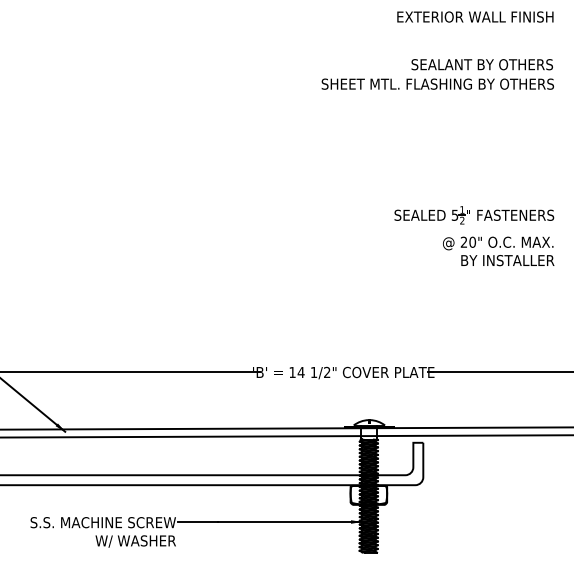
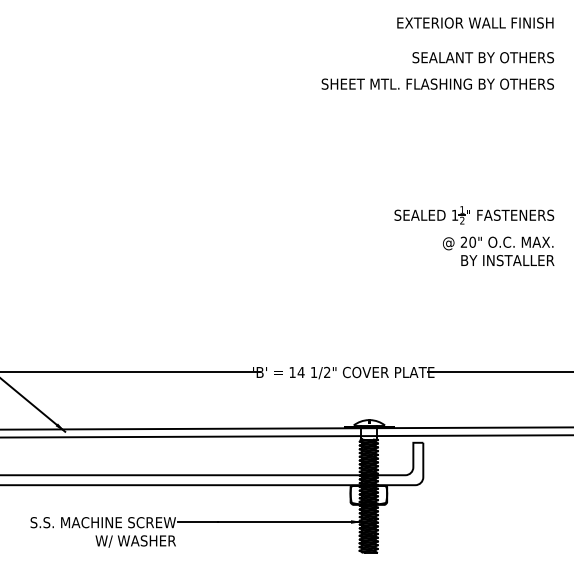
text position: (475, 16) -> (475, 22) (475, 22)
text position: (481, 64) -> (482, 57) (482, 57)
text: 5 -> 1 (454, 214)
